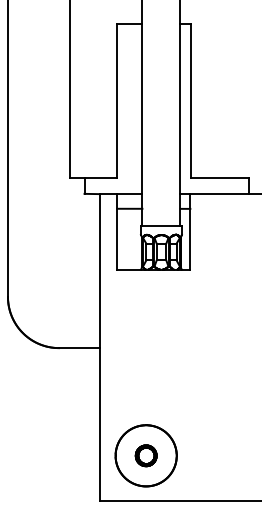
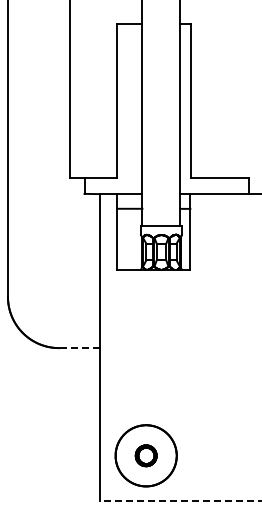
line: solid -> dashed (78, 348)
line: solid -> dashed (180, 500)
